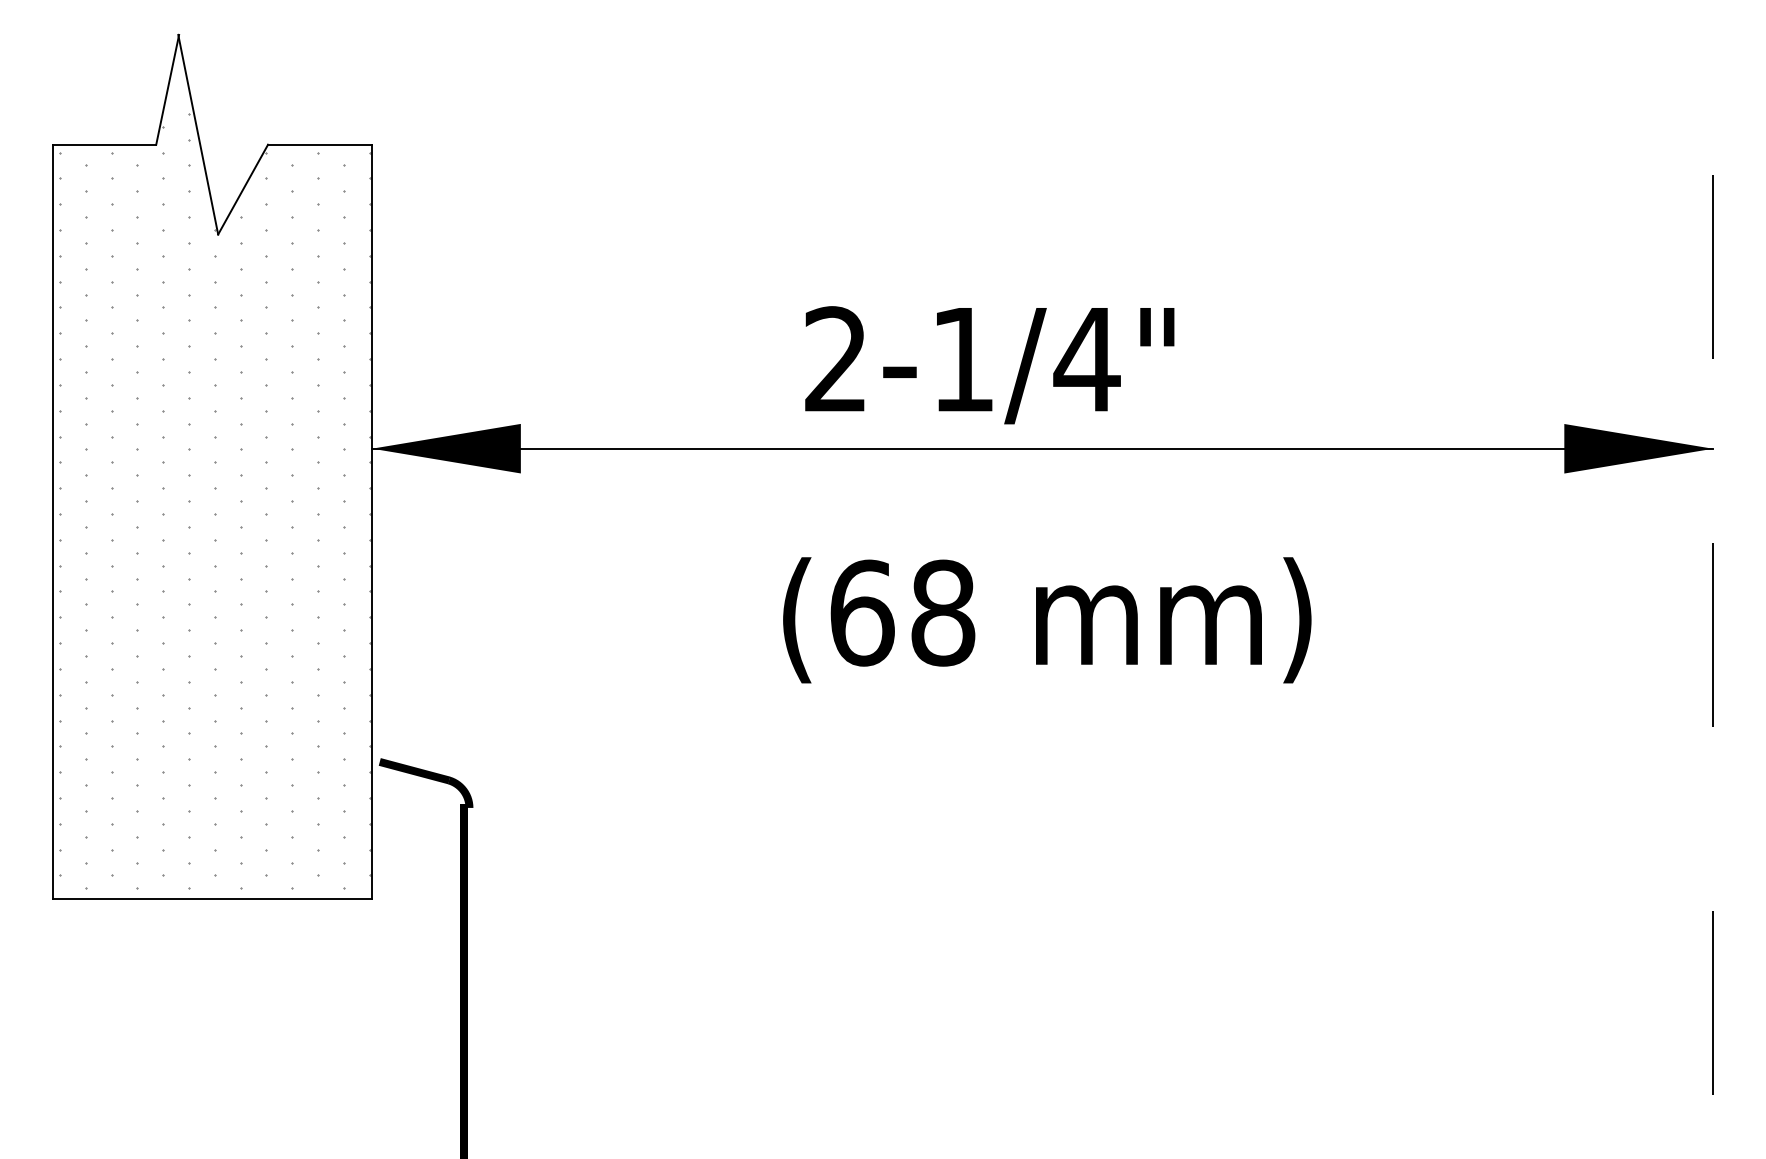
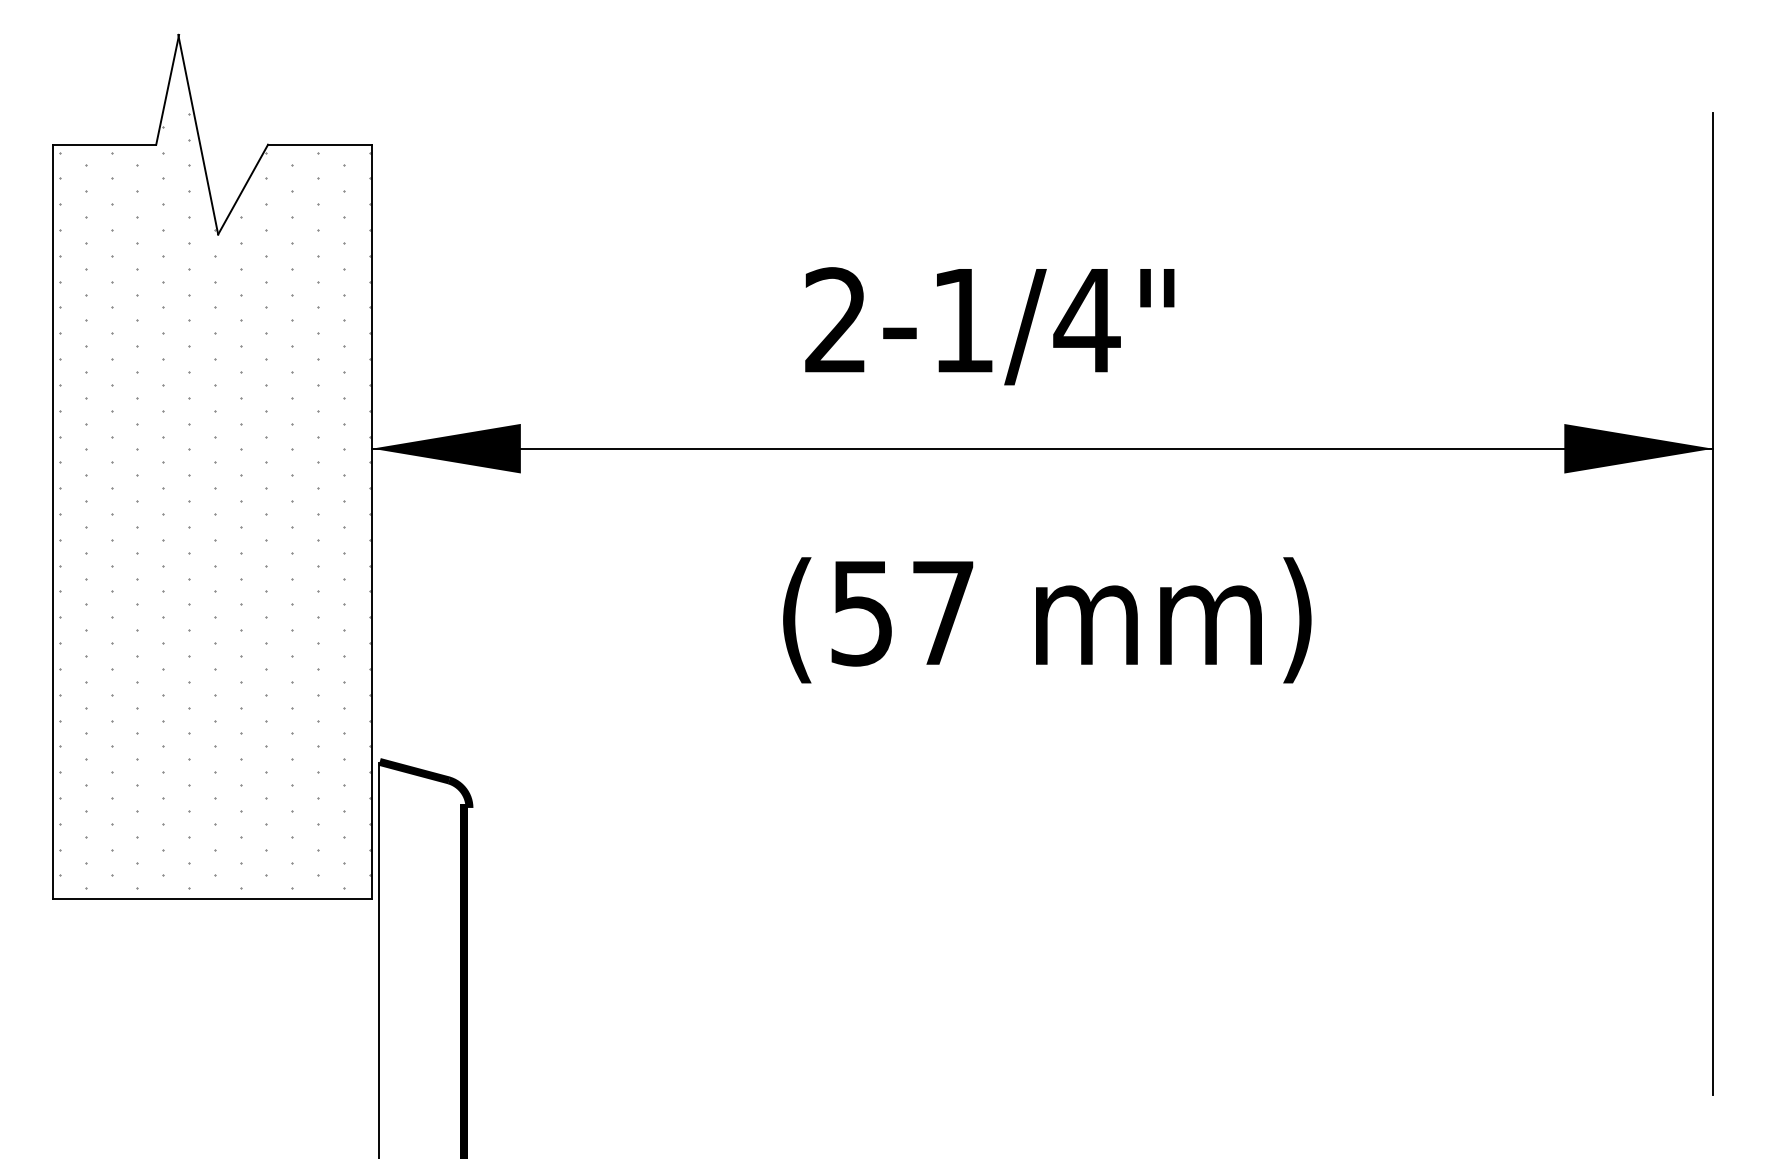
text position: (989, 365) -> (989, 326) (989, 326)
line: dashed -> solid (1712, 603)
text: (68 -> (57 (902, 612)
line: none -> present (378, 959)
